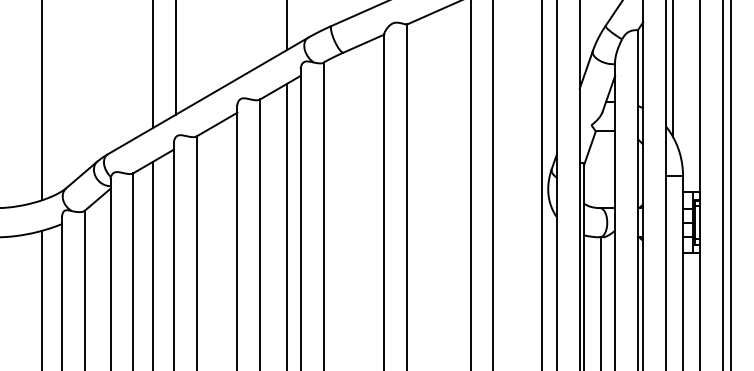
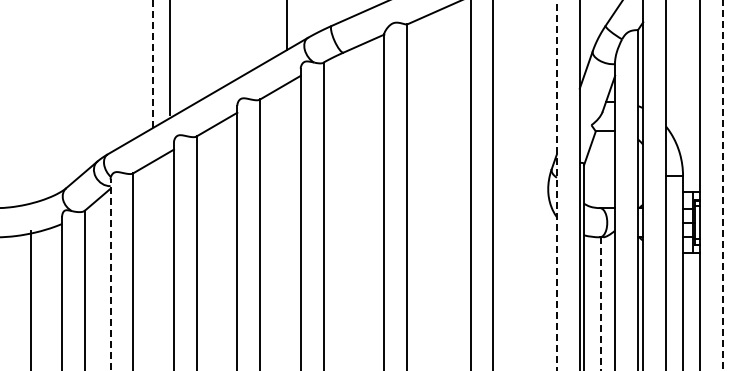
line position: (176, 58) -> (170, 58) (170, 58)
line: solid -> dashed (153, 64)
line: present -> none (672, 69)
line: present -> none (42, 101)
line: present -> none (541, 184)
line: present -> none (731, 184)
line: solid -> dashed (556, 185)
line: solid -> dashed (723, 185)
line: present -> none (287, 225)
line: present -> none (153, 264)
line: solid -> dashed (110, 274)
line position: (42, 298) -> (31, 298) (31, 298)
line: solid -> dashed (601, 303)
